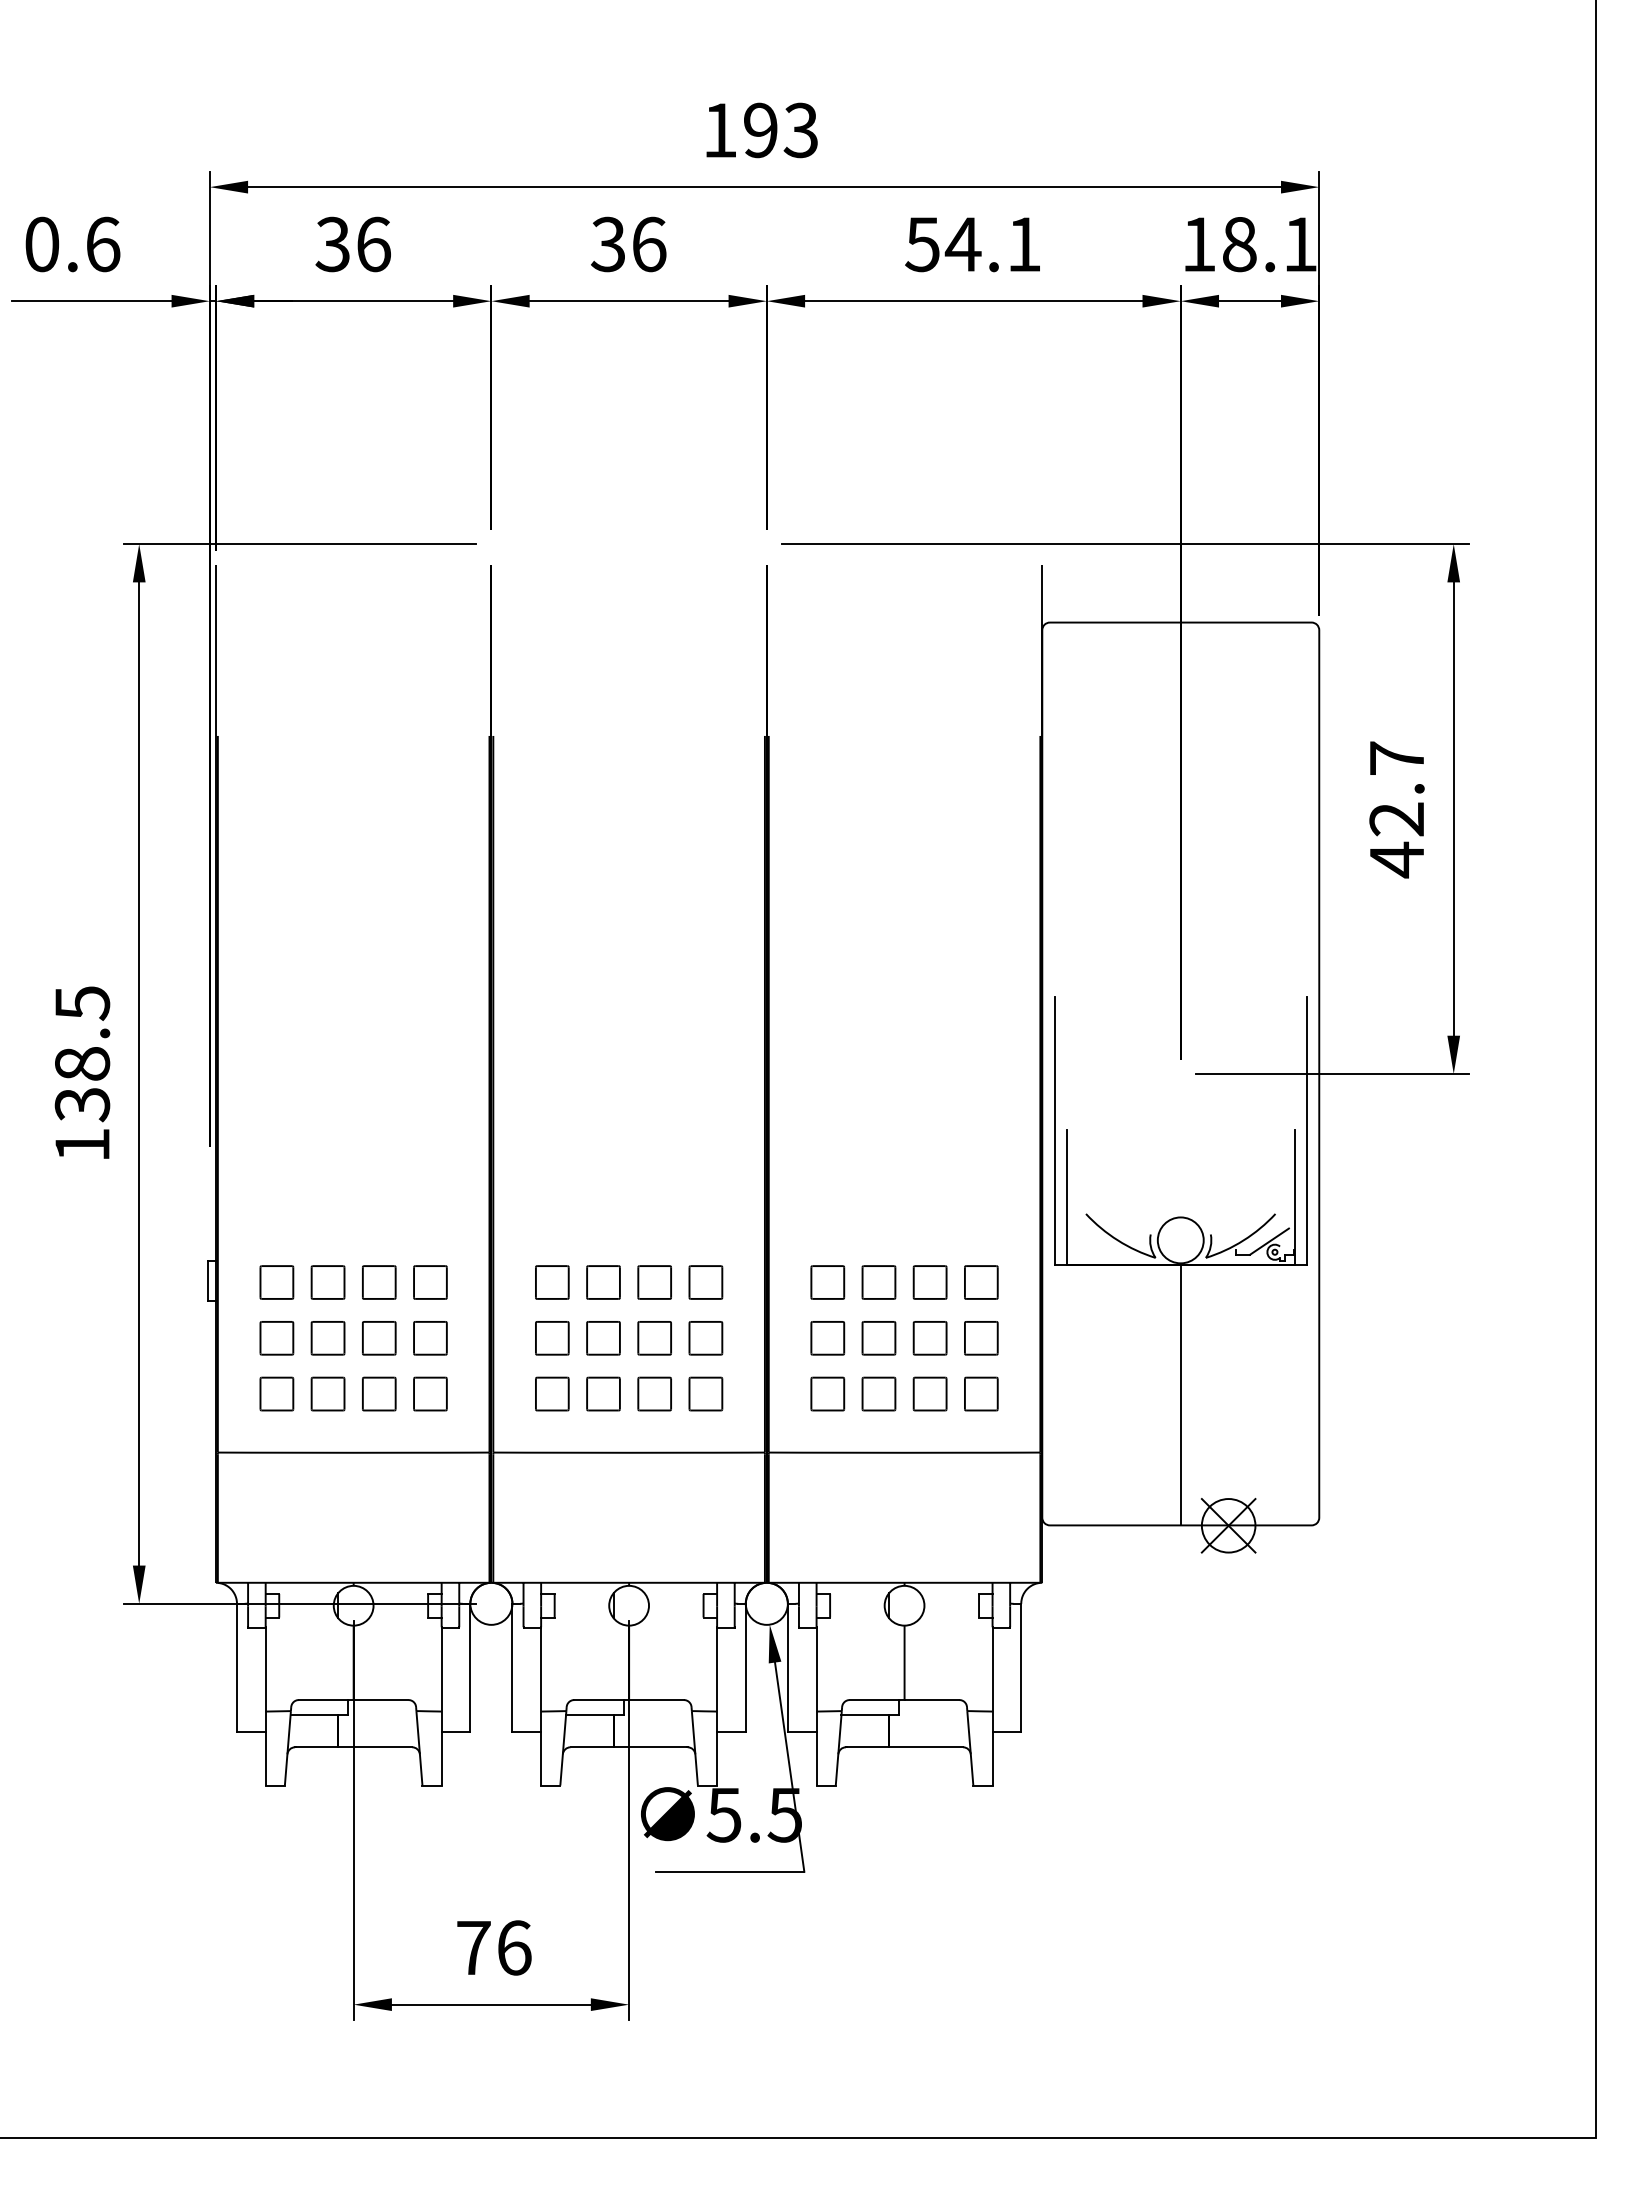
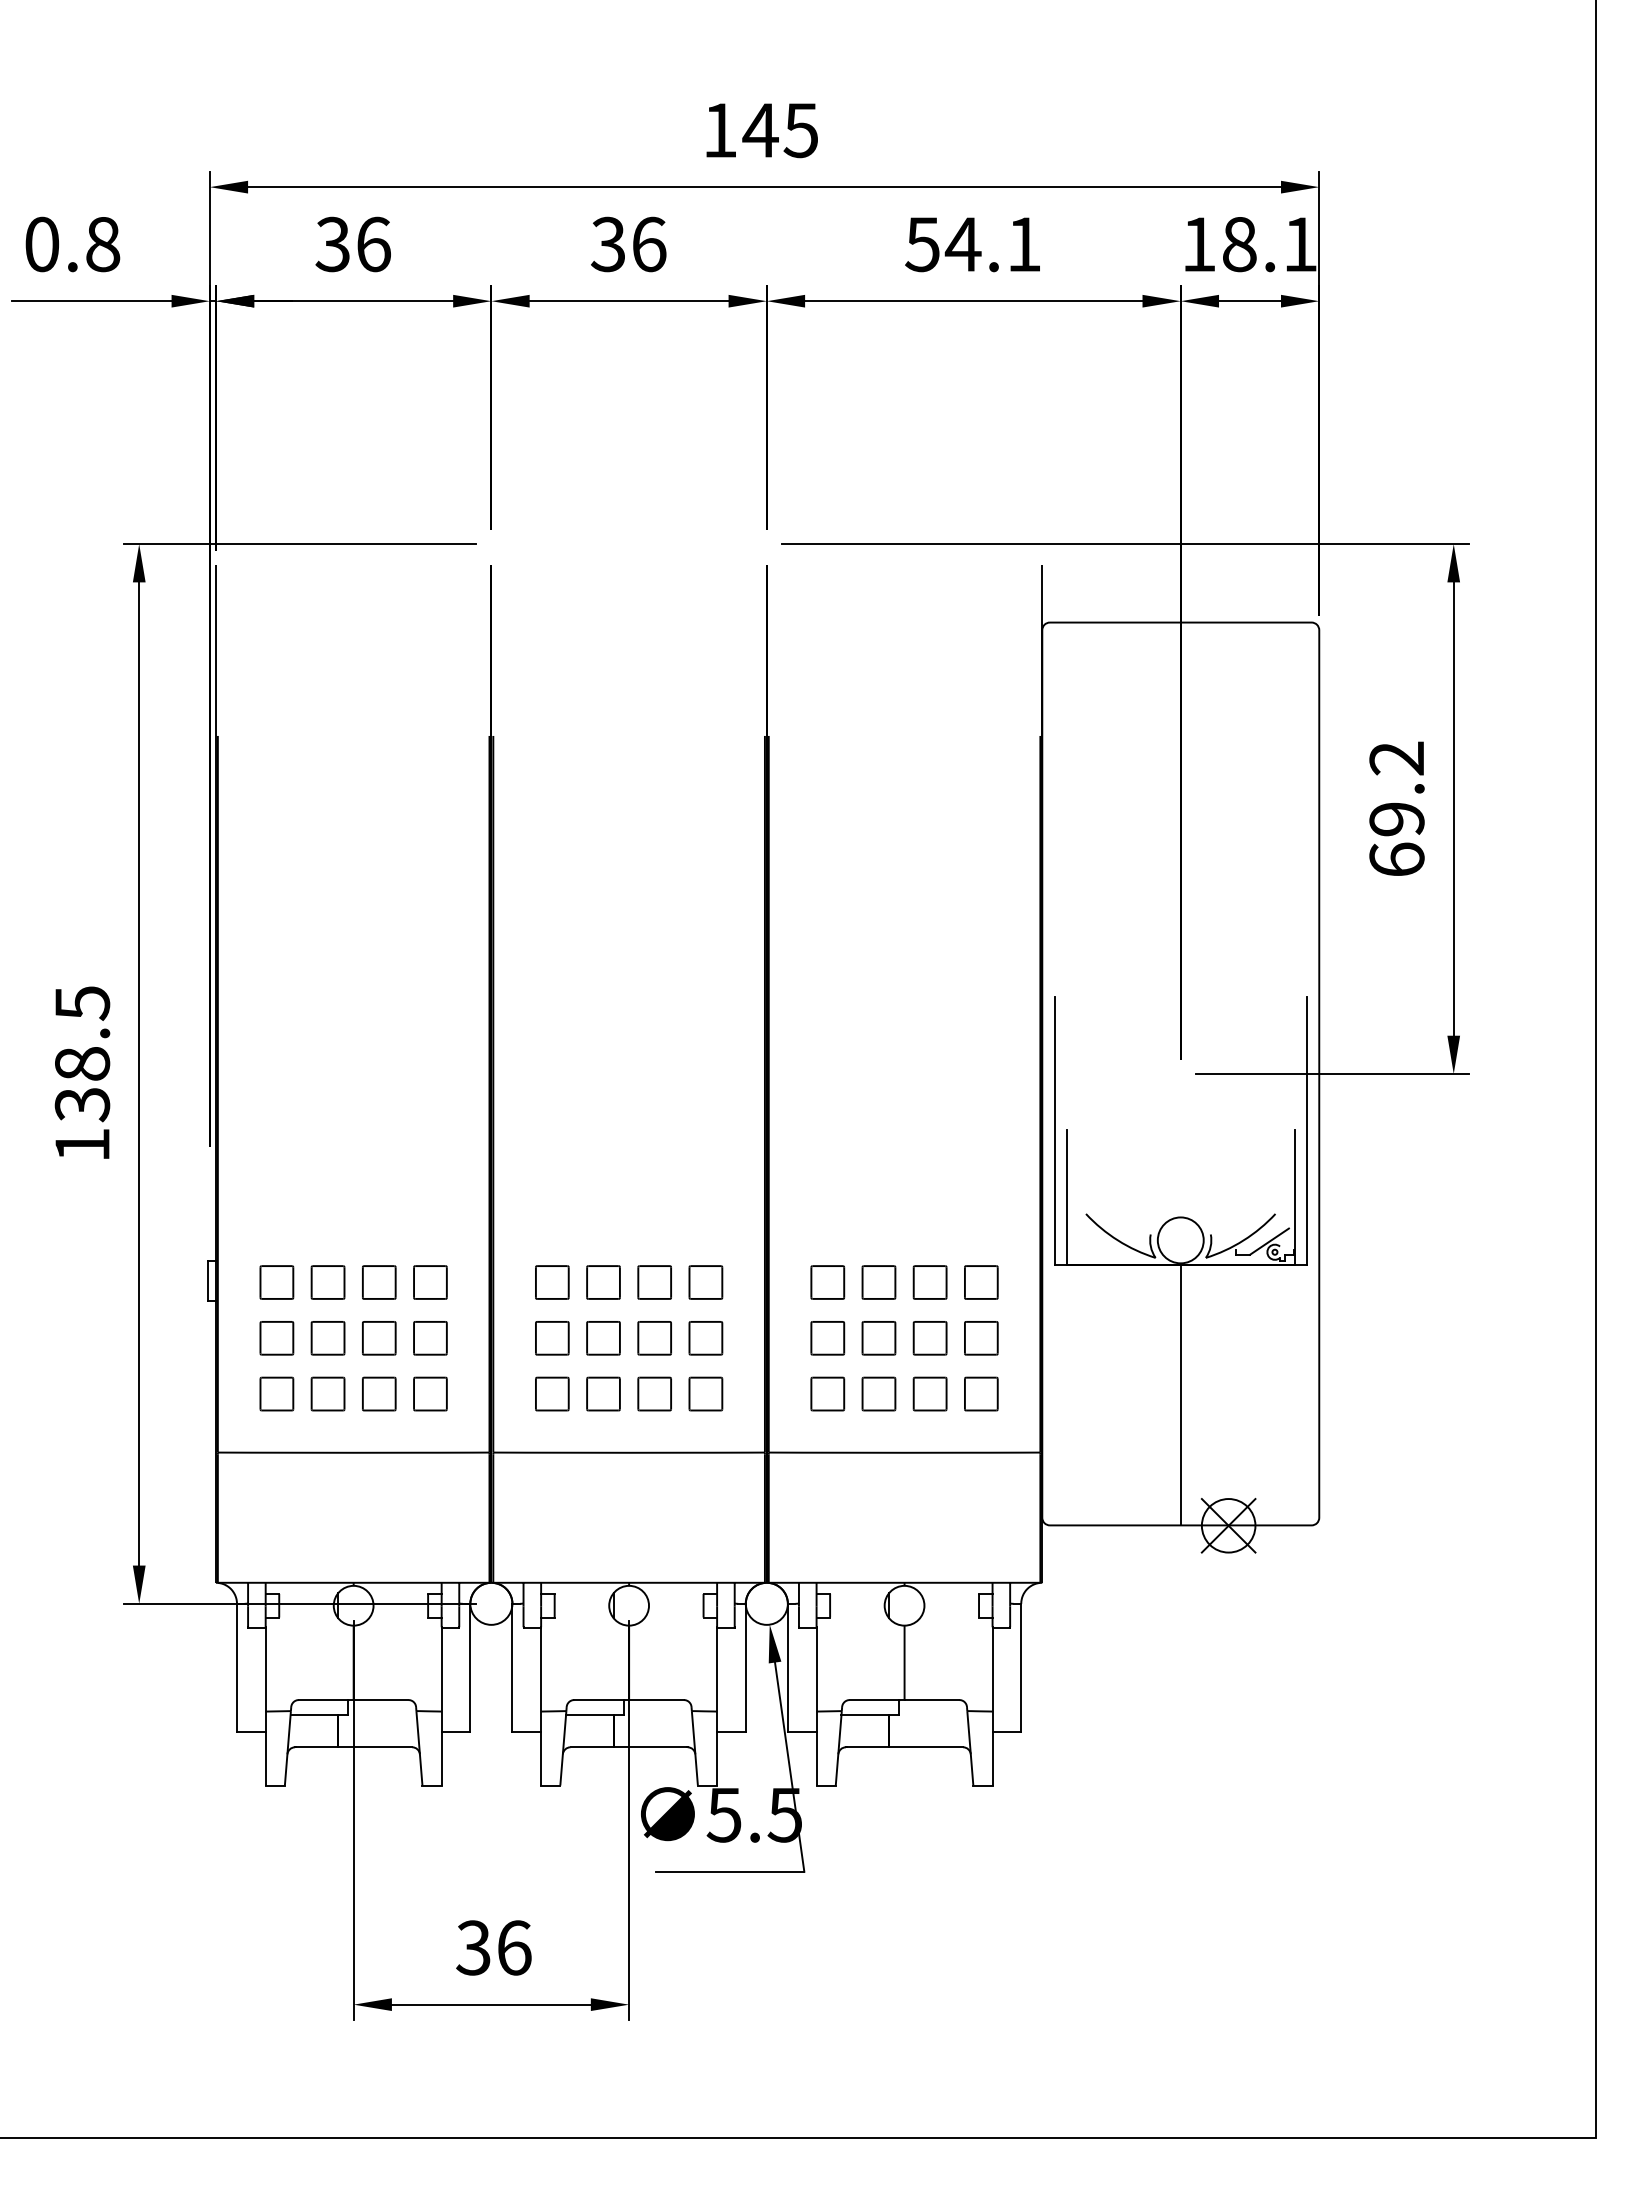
text: 193 -> 145 (779, 130)
text: 0.6 -> 0.8 (103, 244)
text: 42.7 -> 69.2 (1396, 809)
text: 76 -> 36 (473, 1947)
